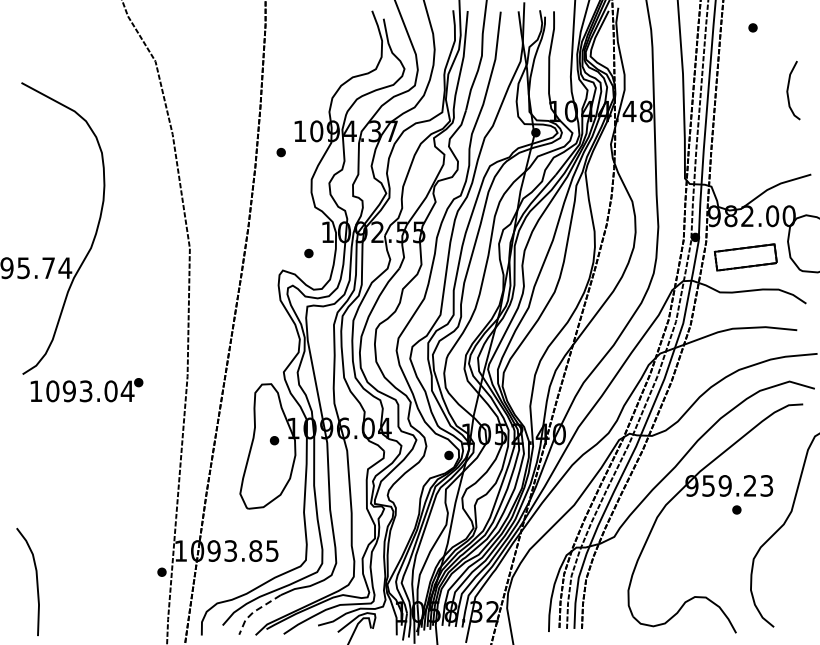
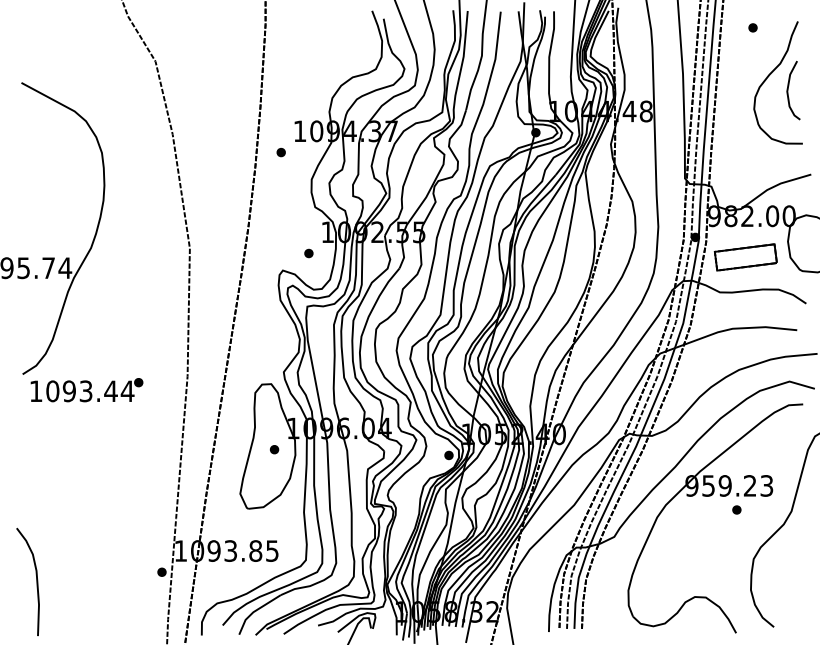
curve: none -> present (770, 75)
text: 1093.04 -> 1093.44 (110, 391)
part position: (274, 440) -> (274, 449) (274, 449)
line: dashed -> solid (254, 611)
